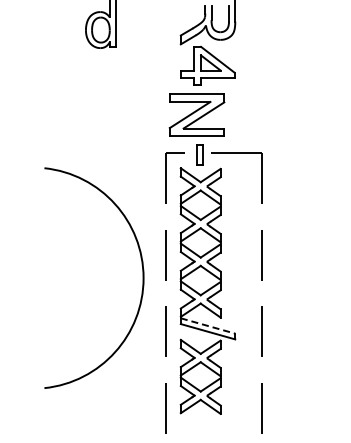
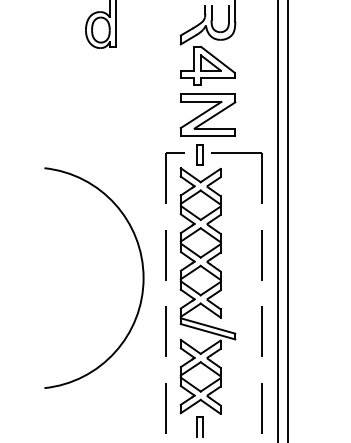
part position: (196, 114) -> (207, 114) (207, 114)
line: none -> present (277, 220)
line: none -> present (287, 220)
line: dashed -> solid (208, 326)
part: none -> present (199, 426)
